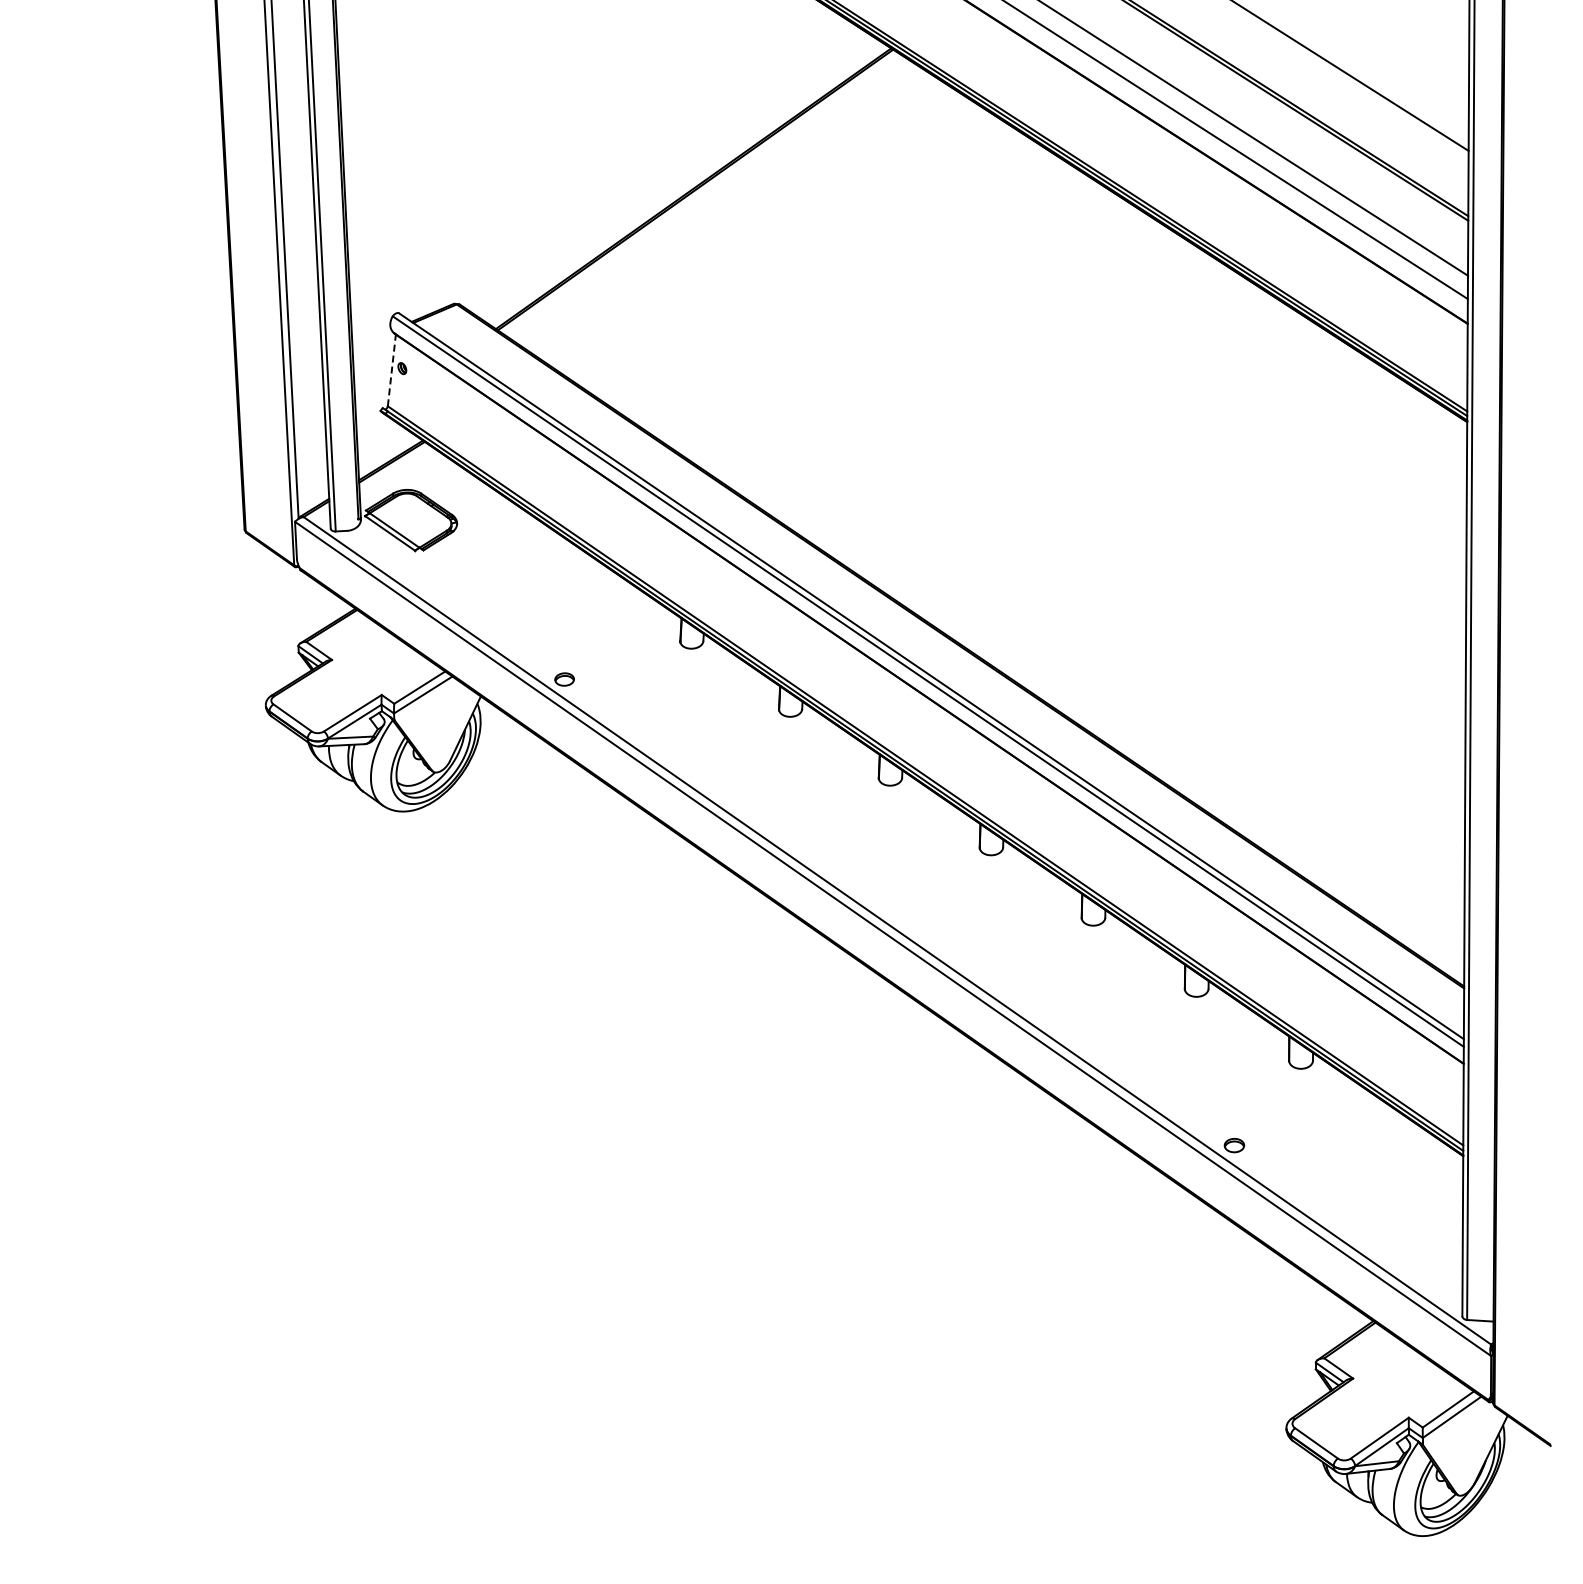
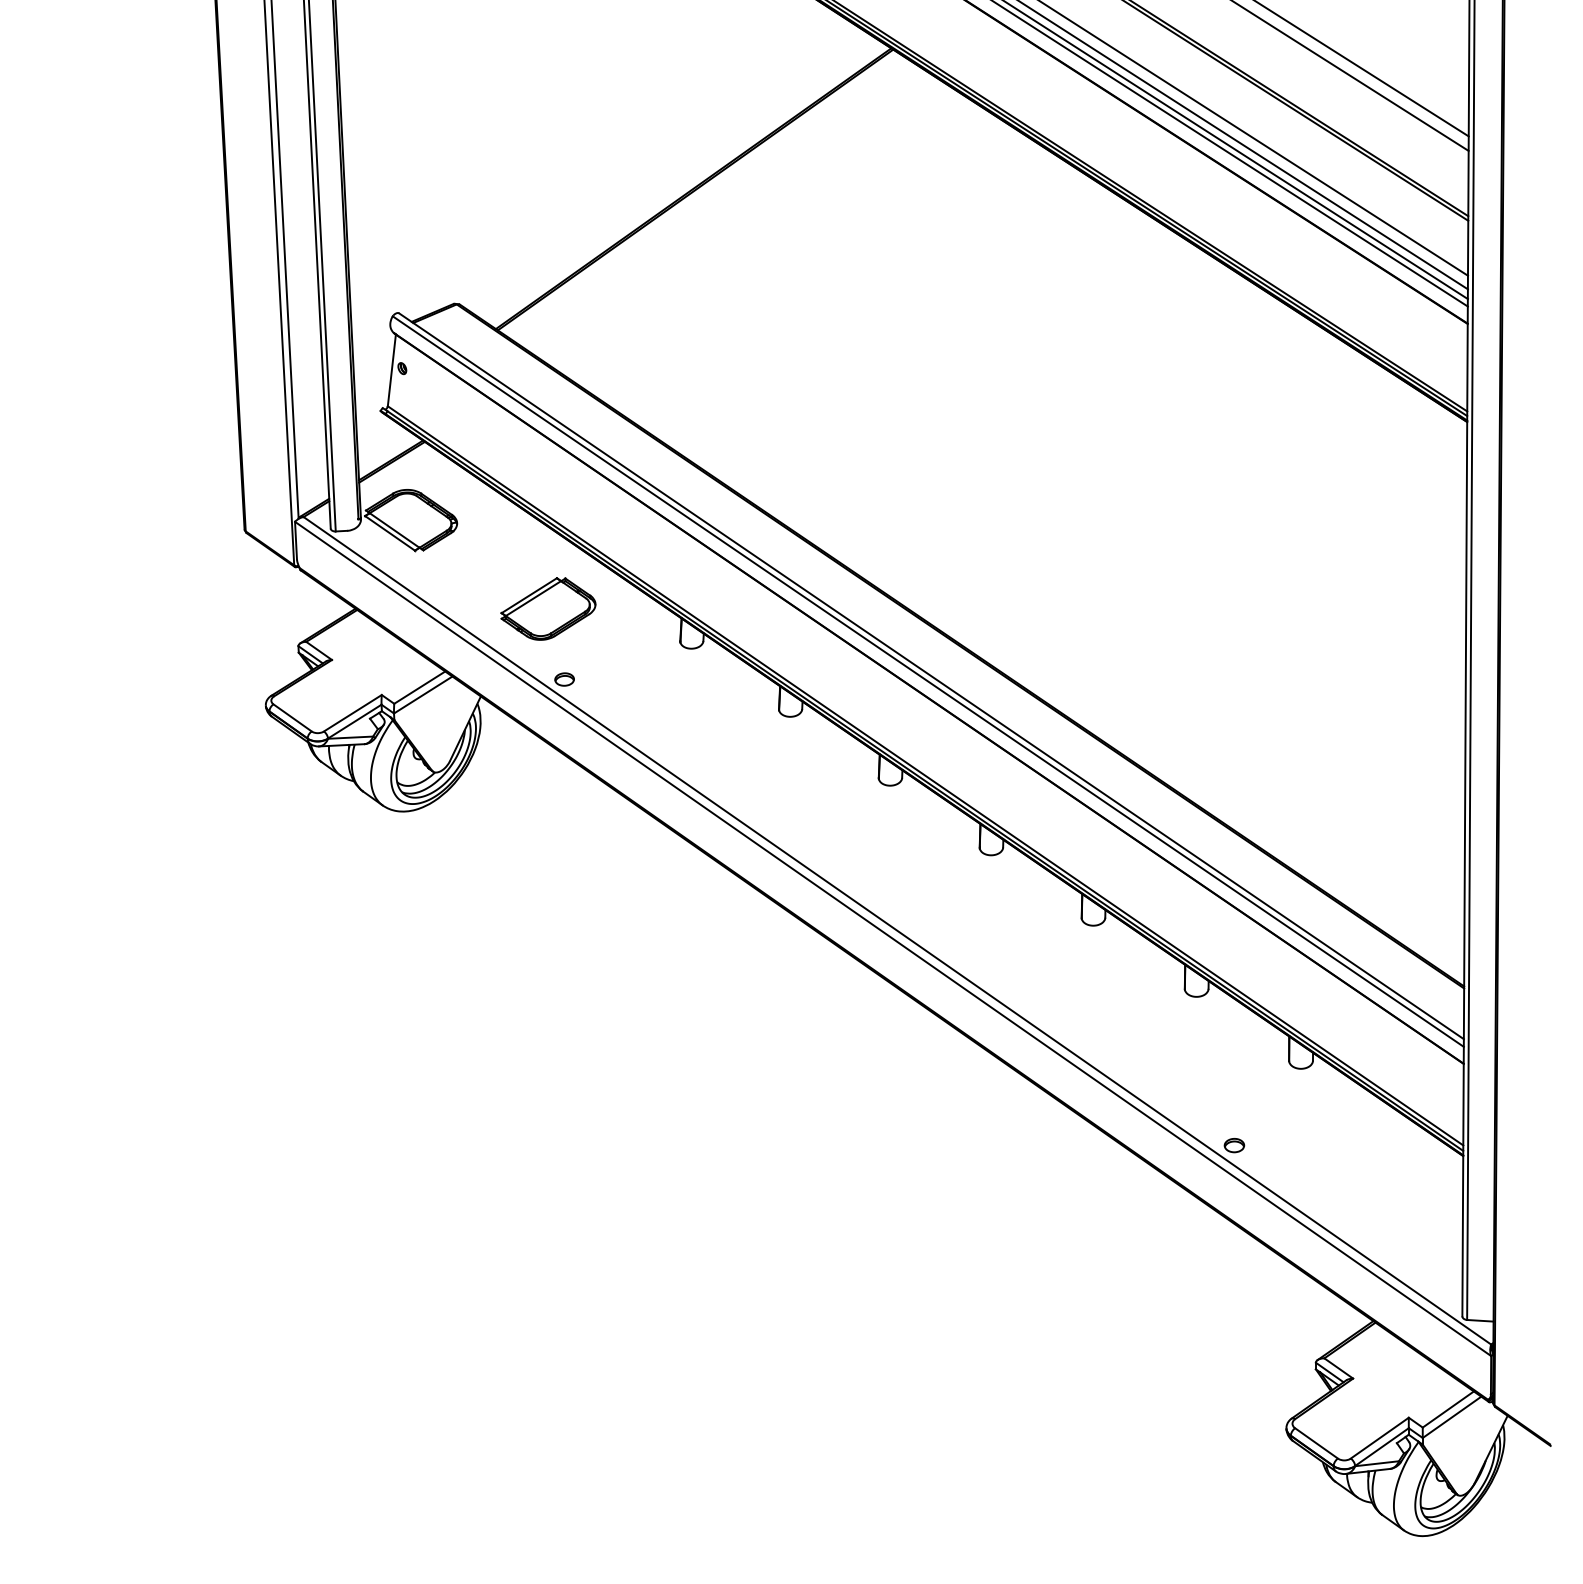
line: none -> present (1362, 69)
line: none -> present (1243, 145)
line: none -> present (1230, 154)
line: dashed -> solid (391, 369)
part: none -> present (548, 608)
